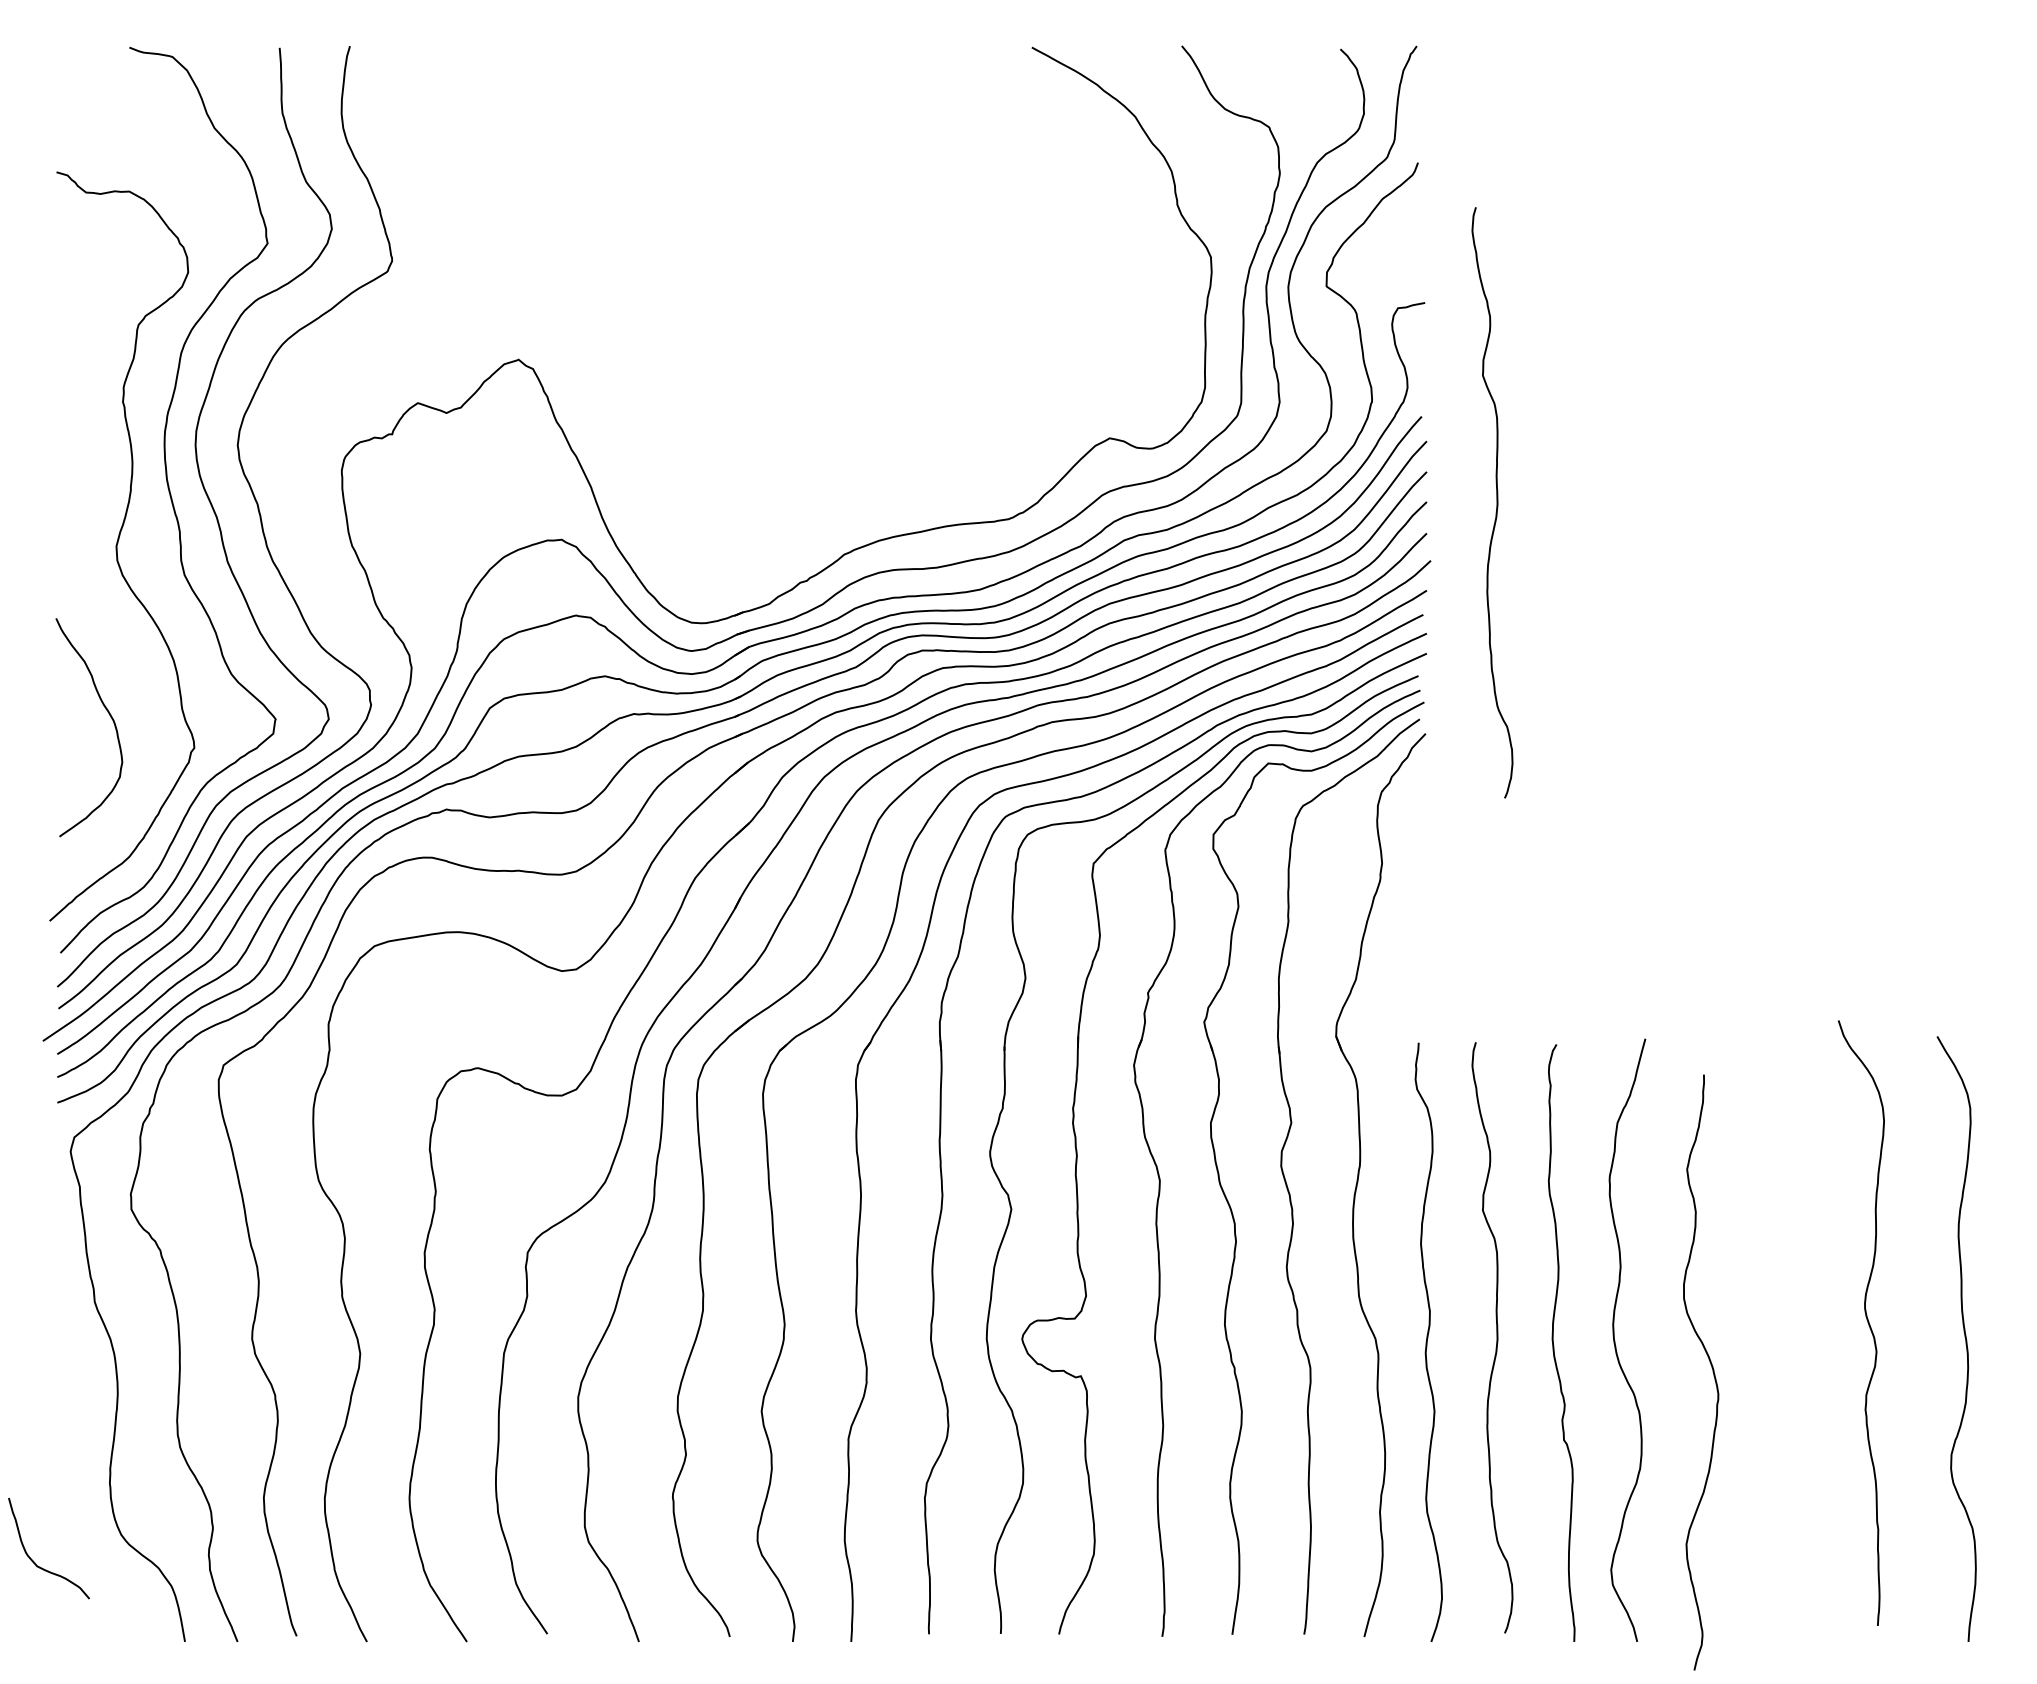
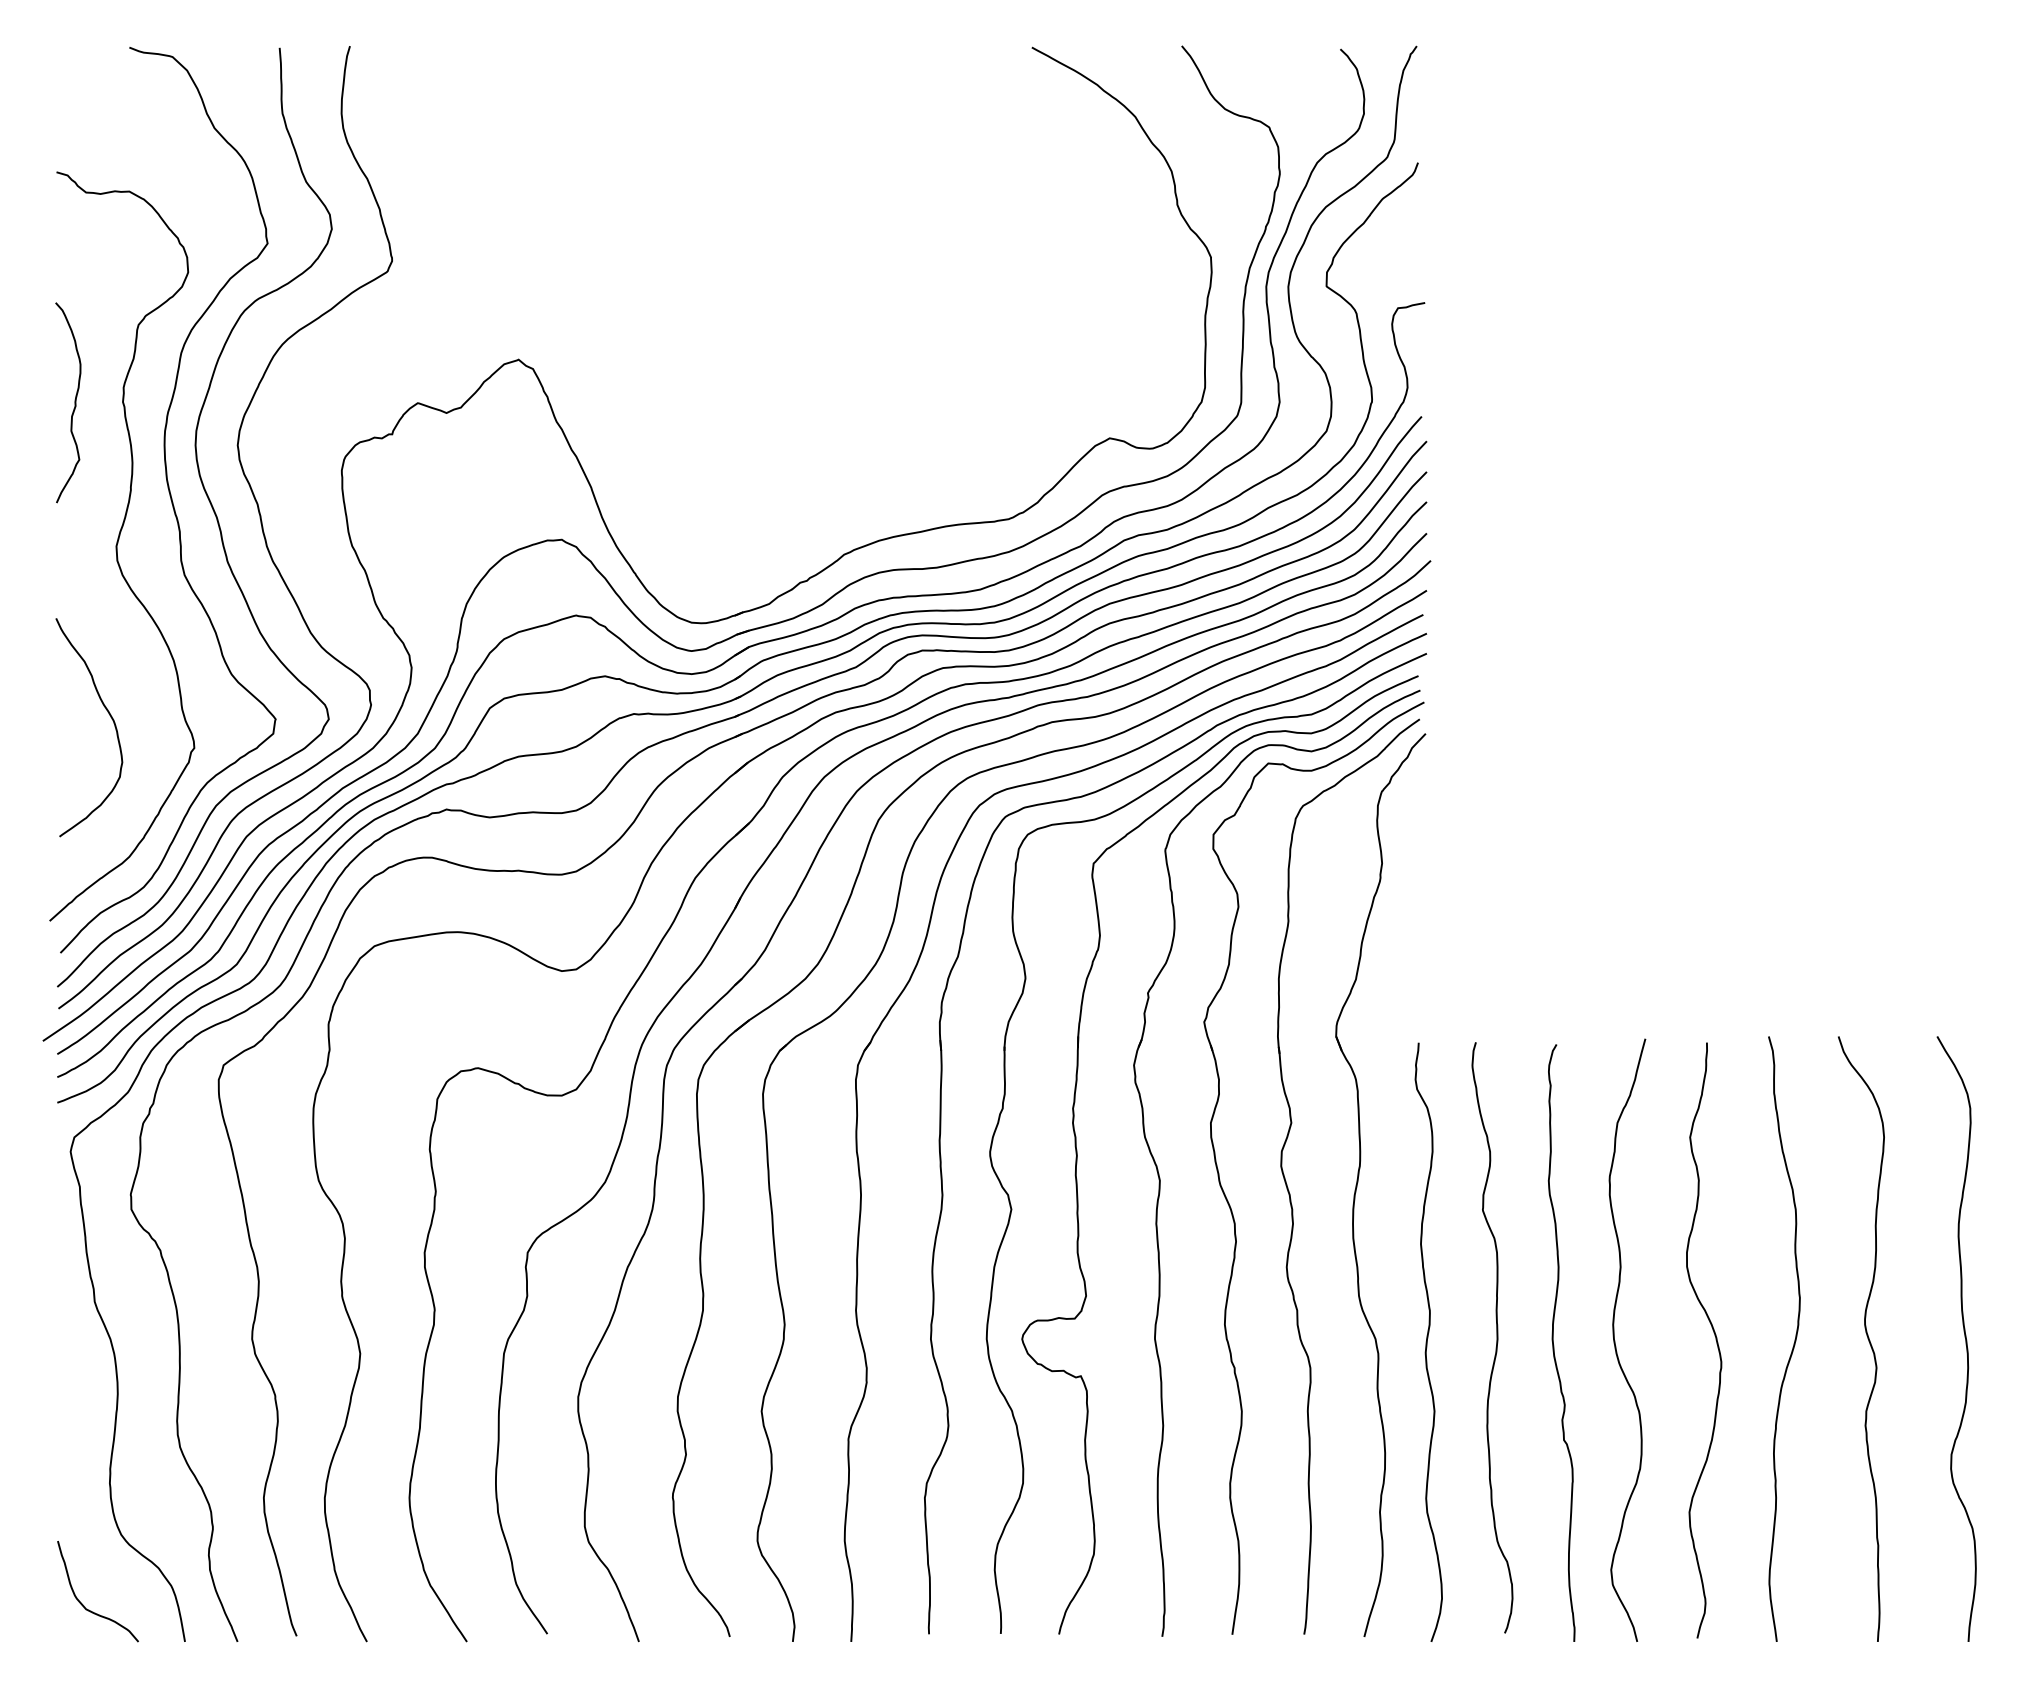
curve: none -> present (74, 402)
curve: present -> none (1496, 502)
curve position: (1866, 1319) -> (1866, 1335) (1866, 1335)
curve: none -> present (1794, 1339)
curve position: (1712, 1372) -> (1715, 1340) (1715, 1340)
curve position: (34, 1561) -> (83, 1604) (83, 1604)
